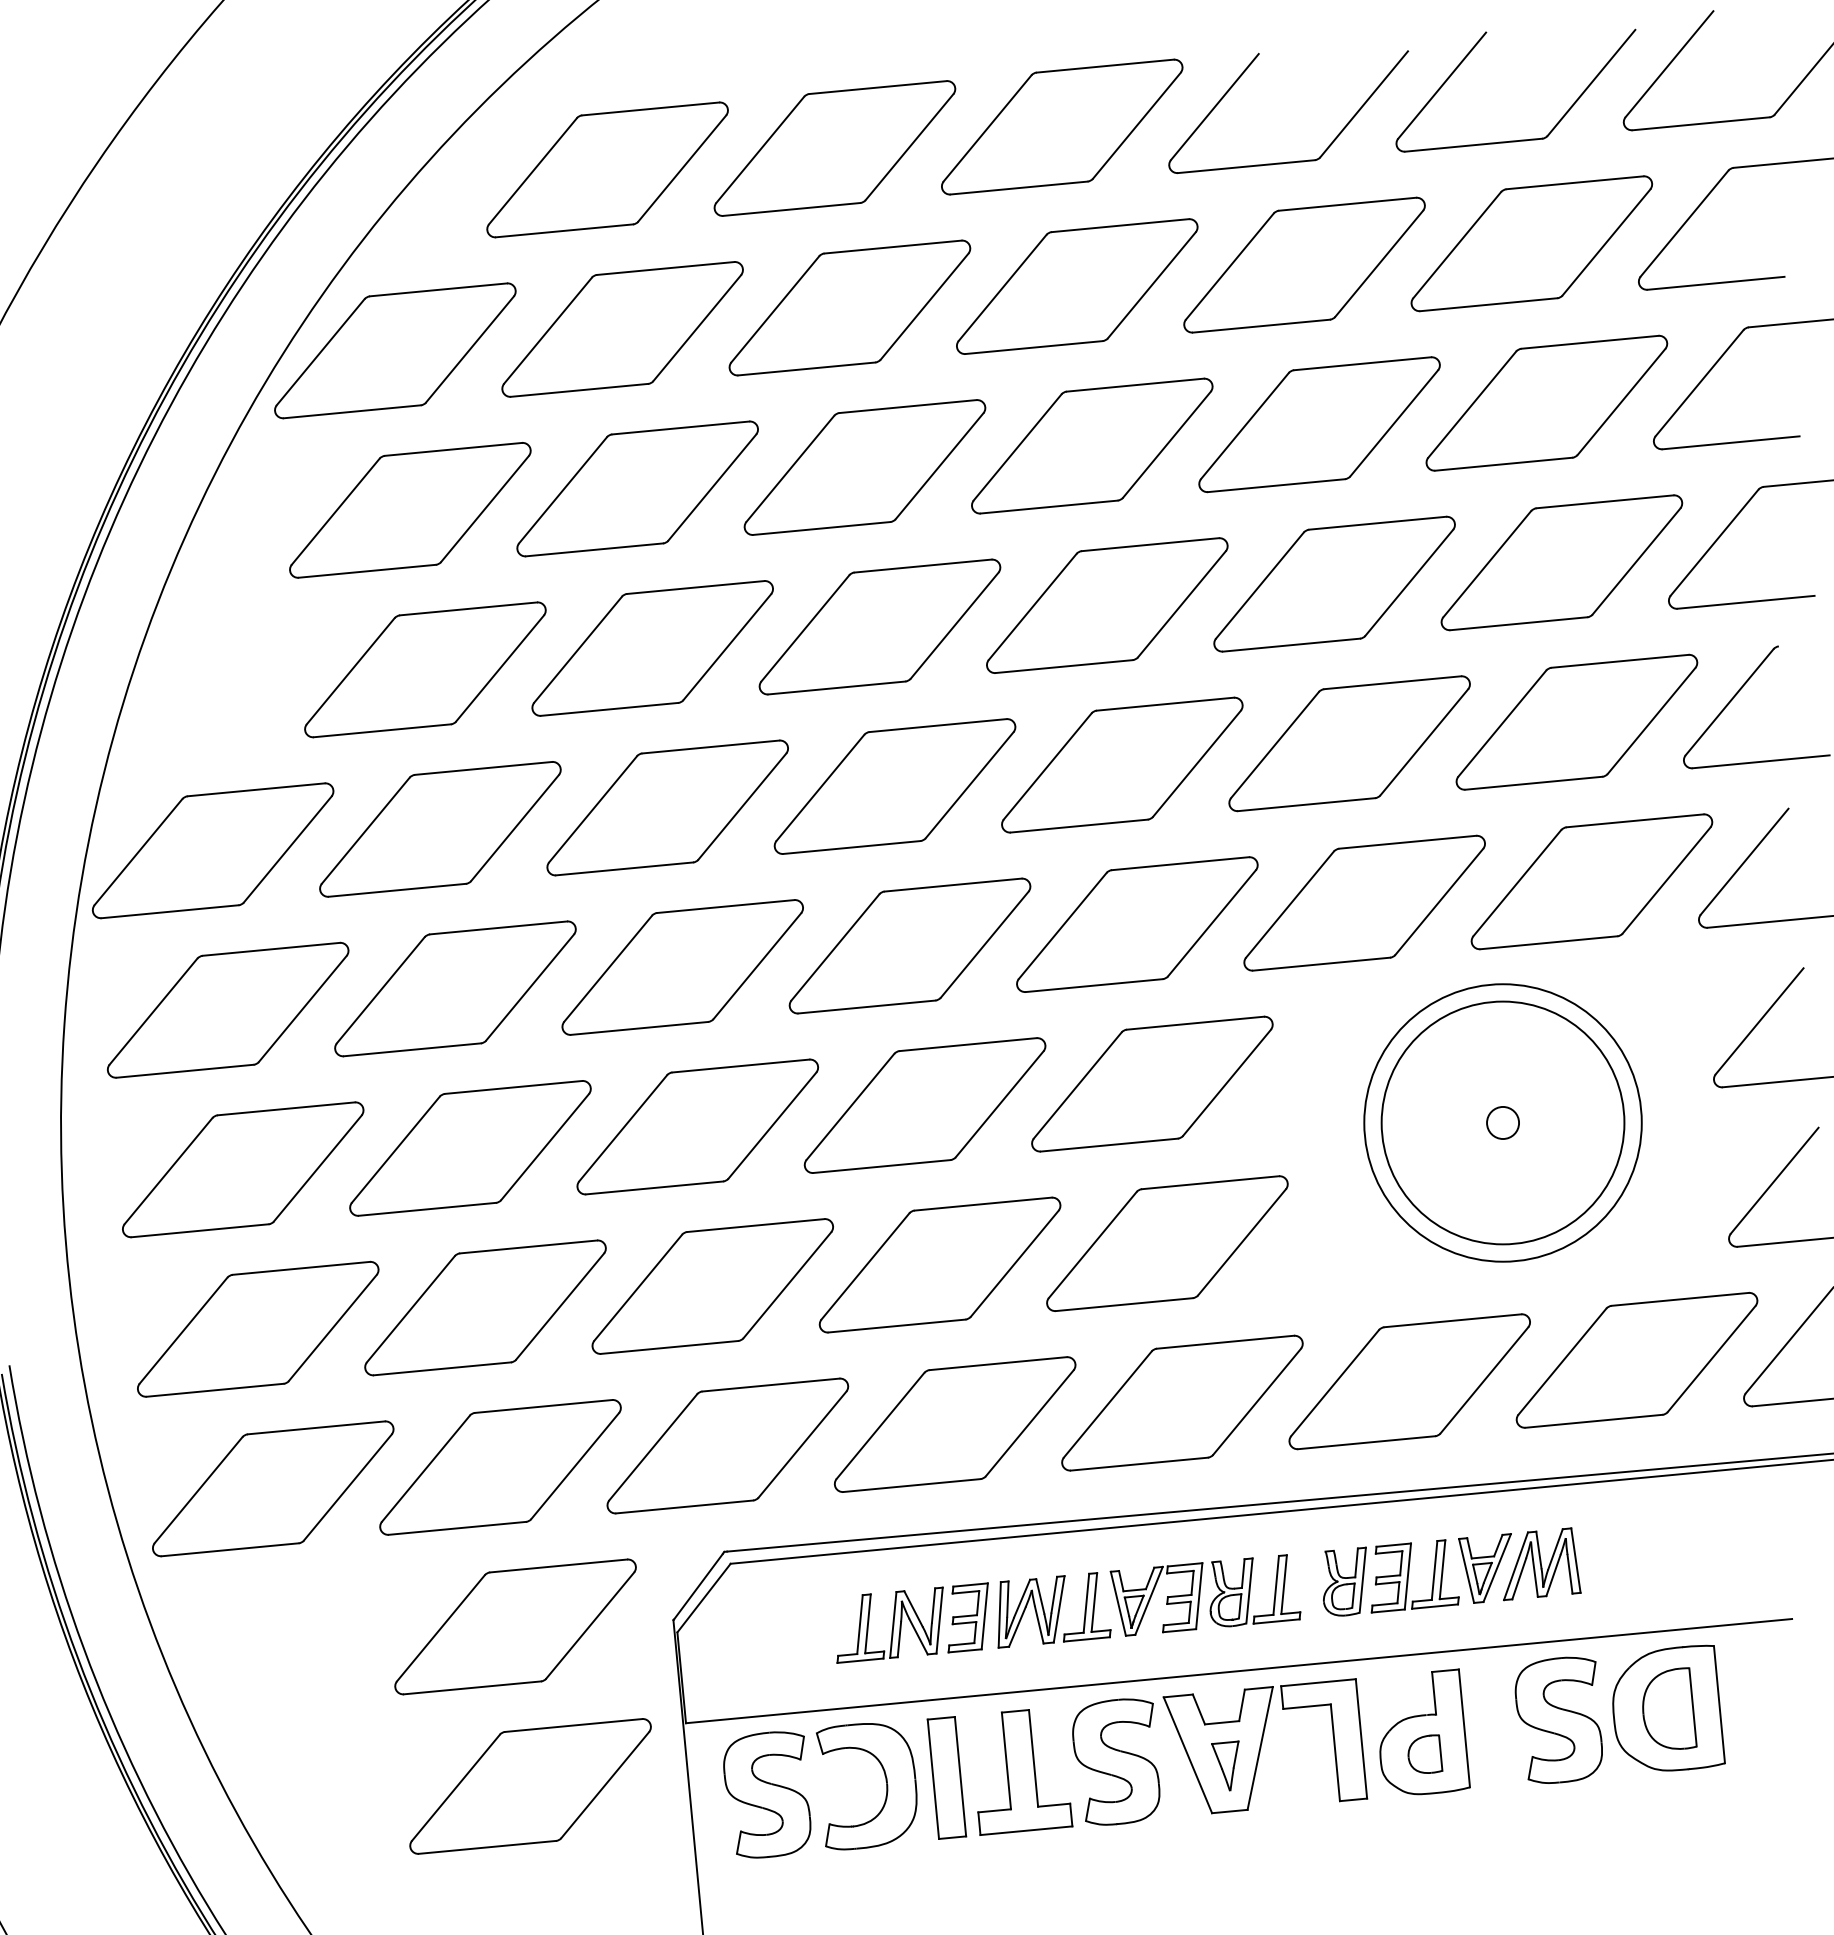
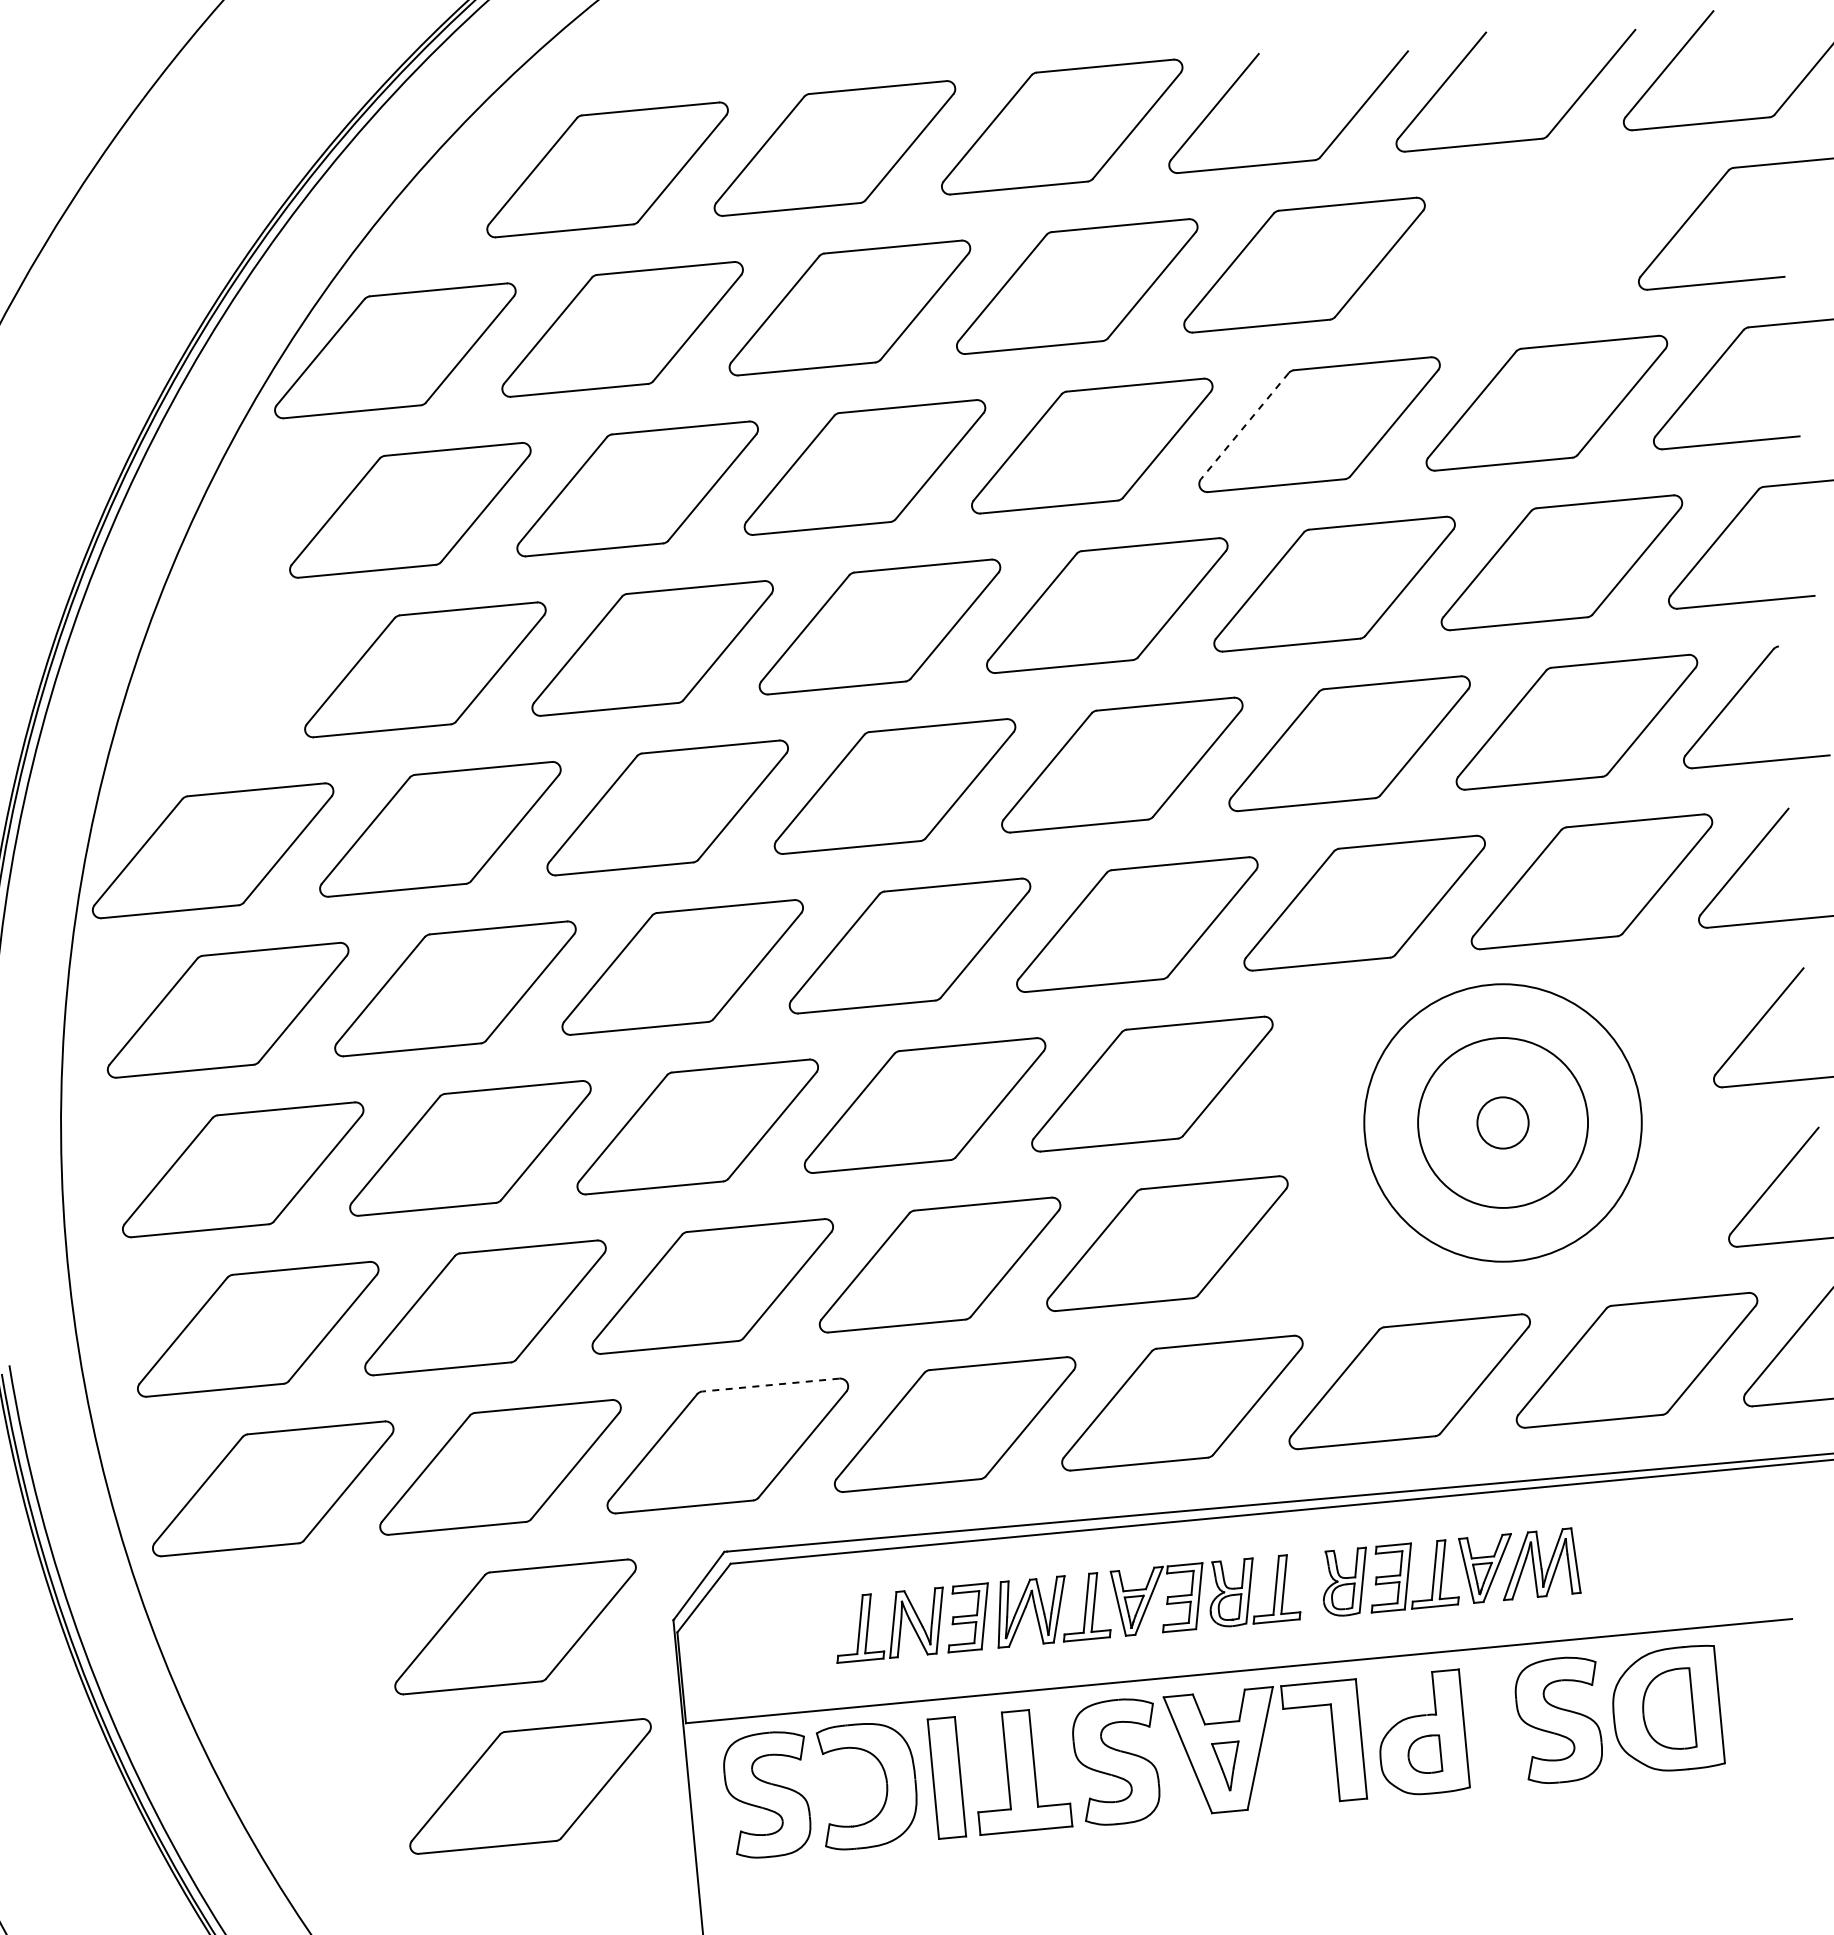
part: present -> none (1531, 243)
line: solid -> dashed (1244, 426)
circle diameter: 243 px -> 170 px (1503, 1122)
circle diameter: 32 px -> 51 px (1502, 1122)
line: solid -> dashed (770, 1385)
